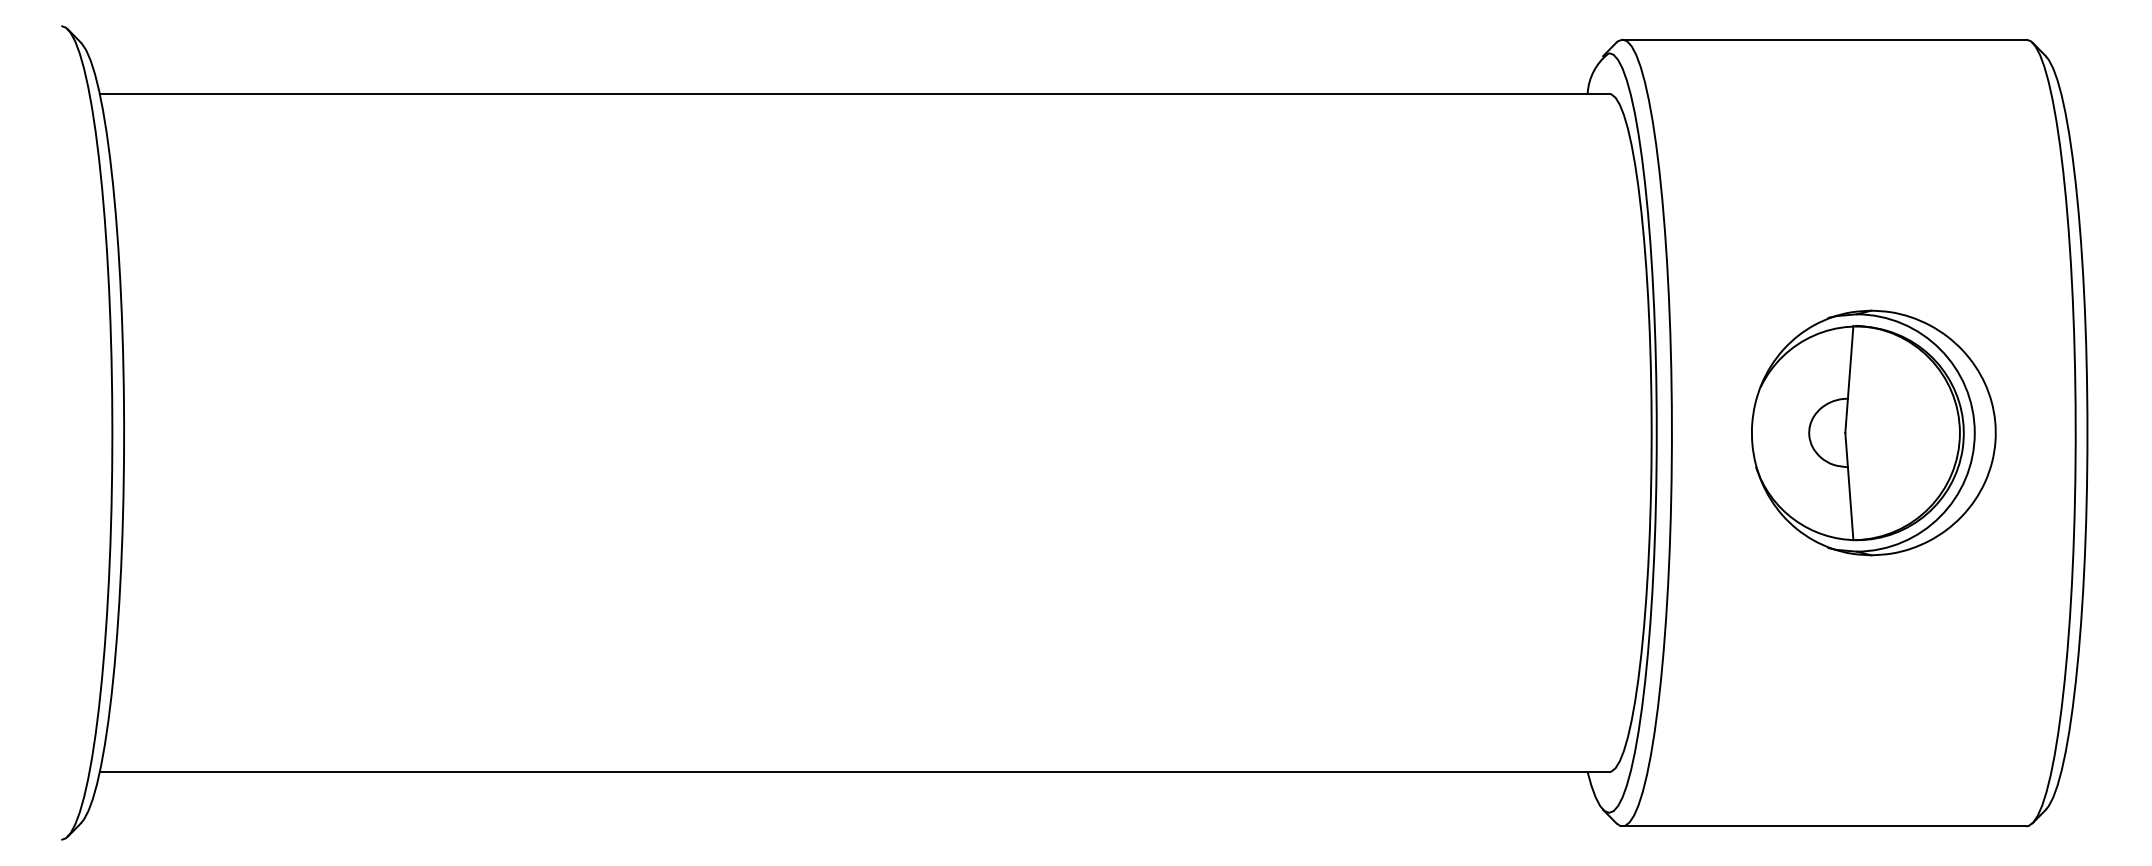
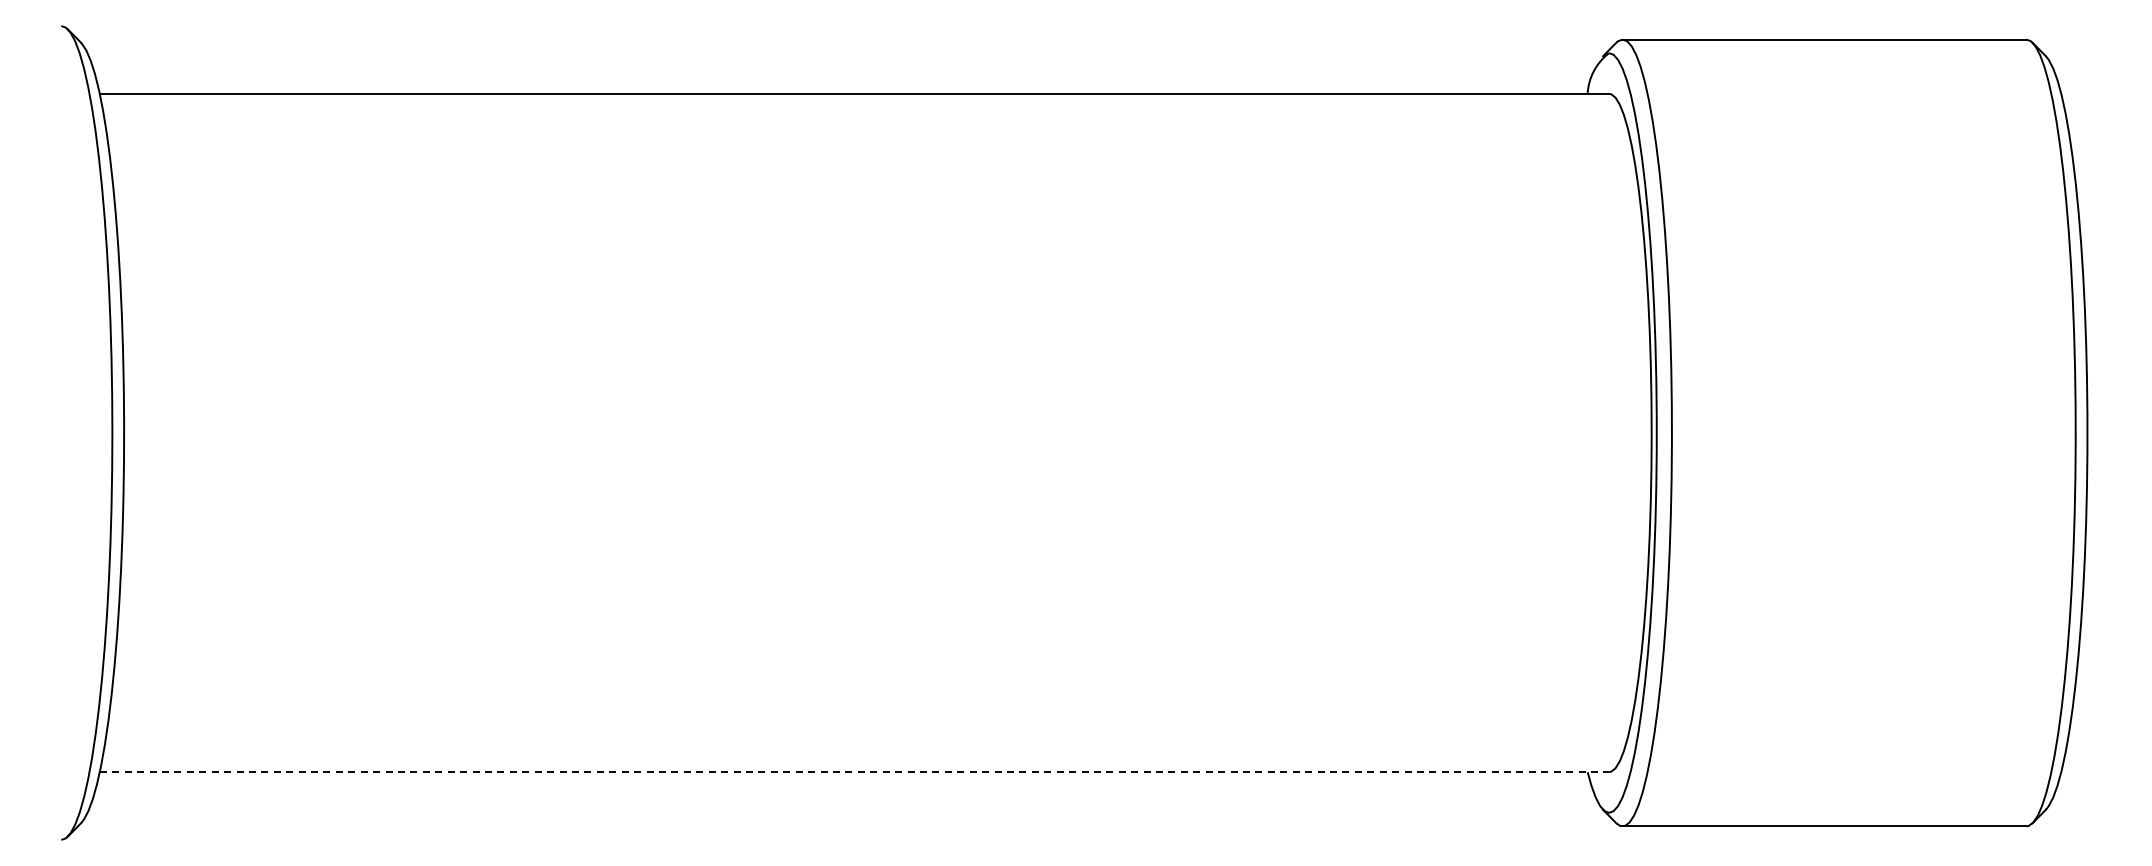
part: present -> none (1873, 432)
line: solid -> dashed (854, 772)
